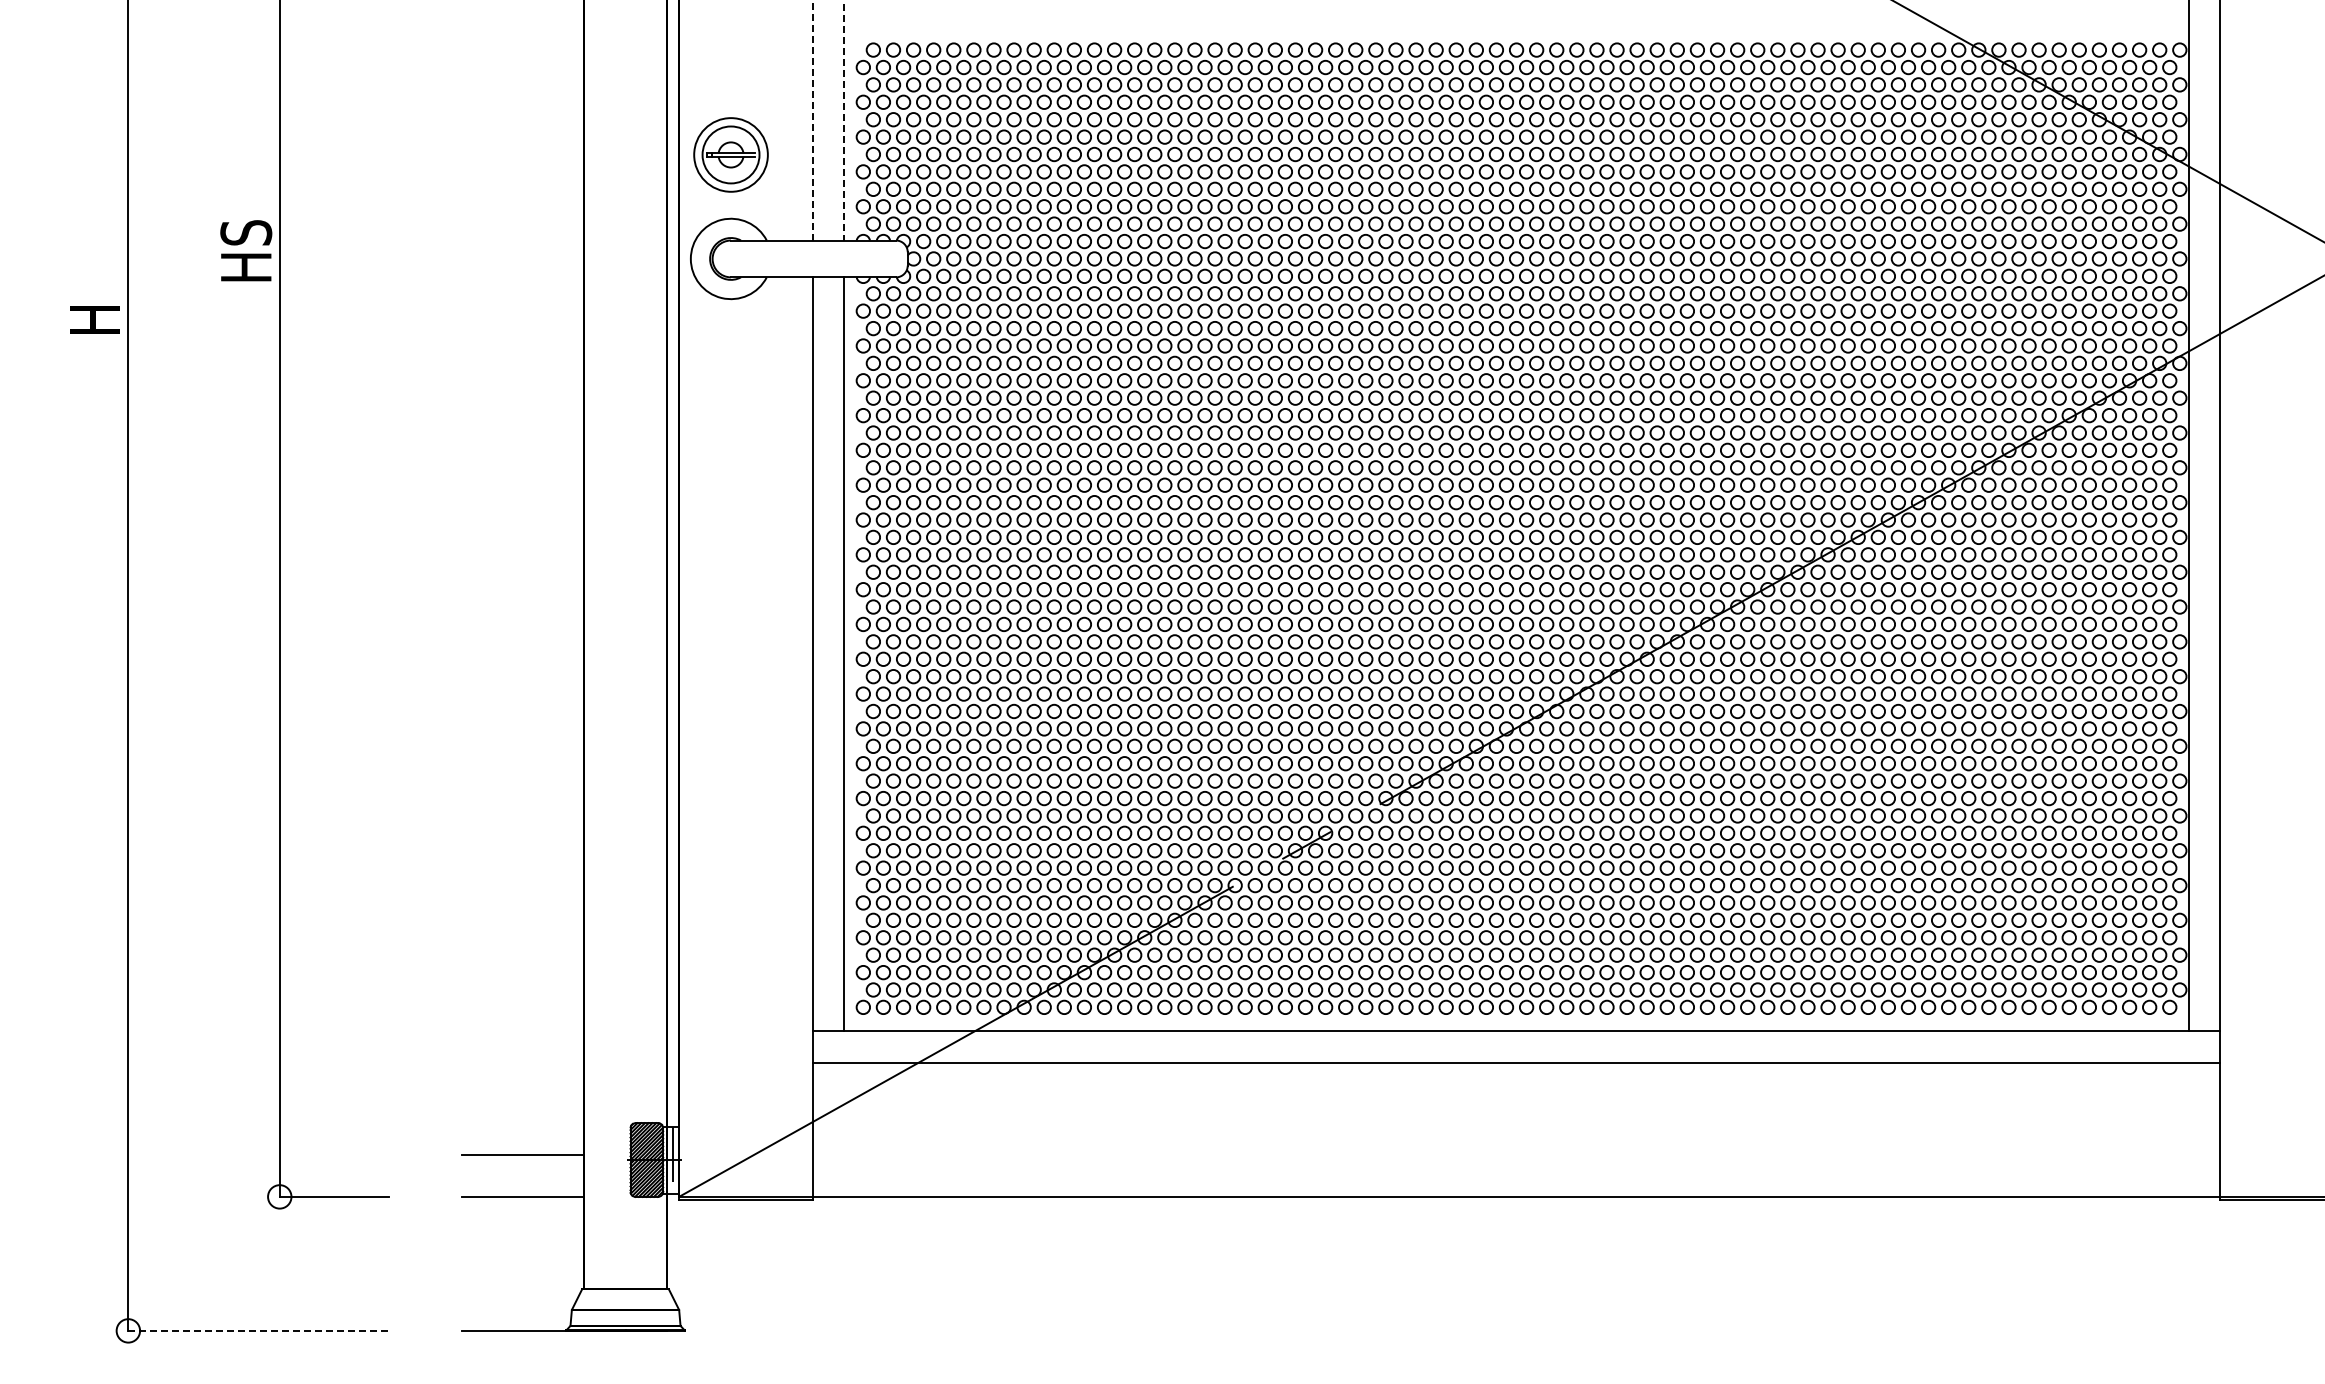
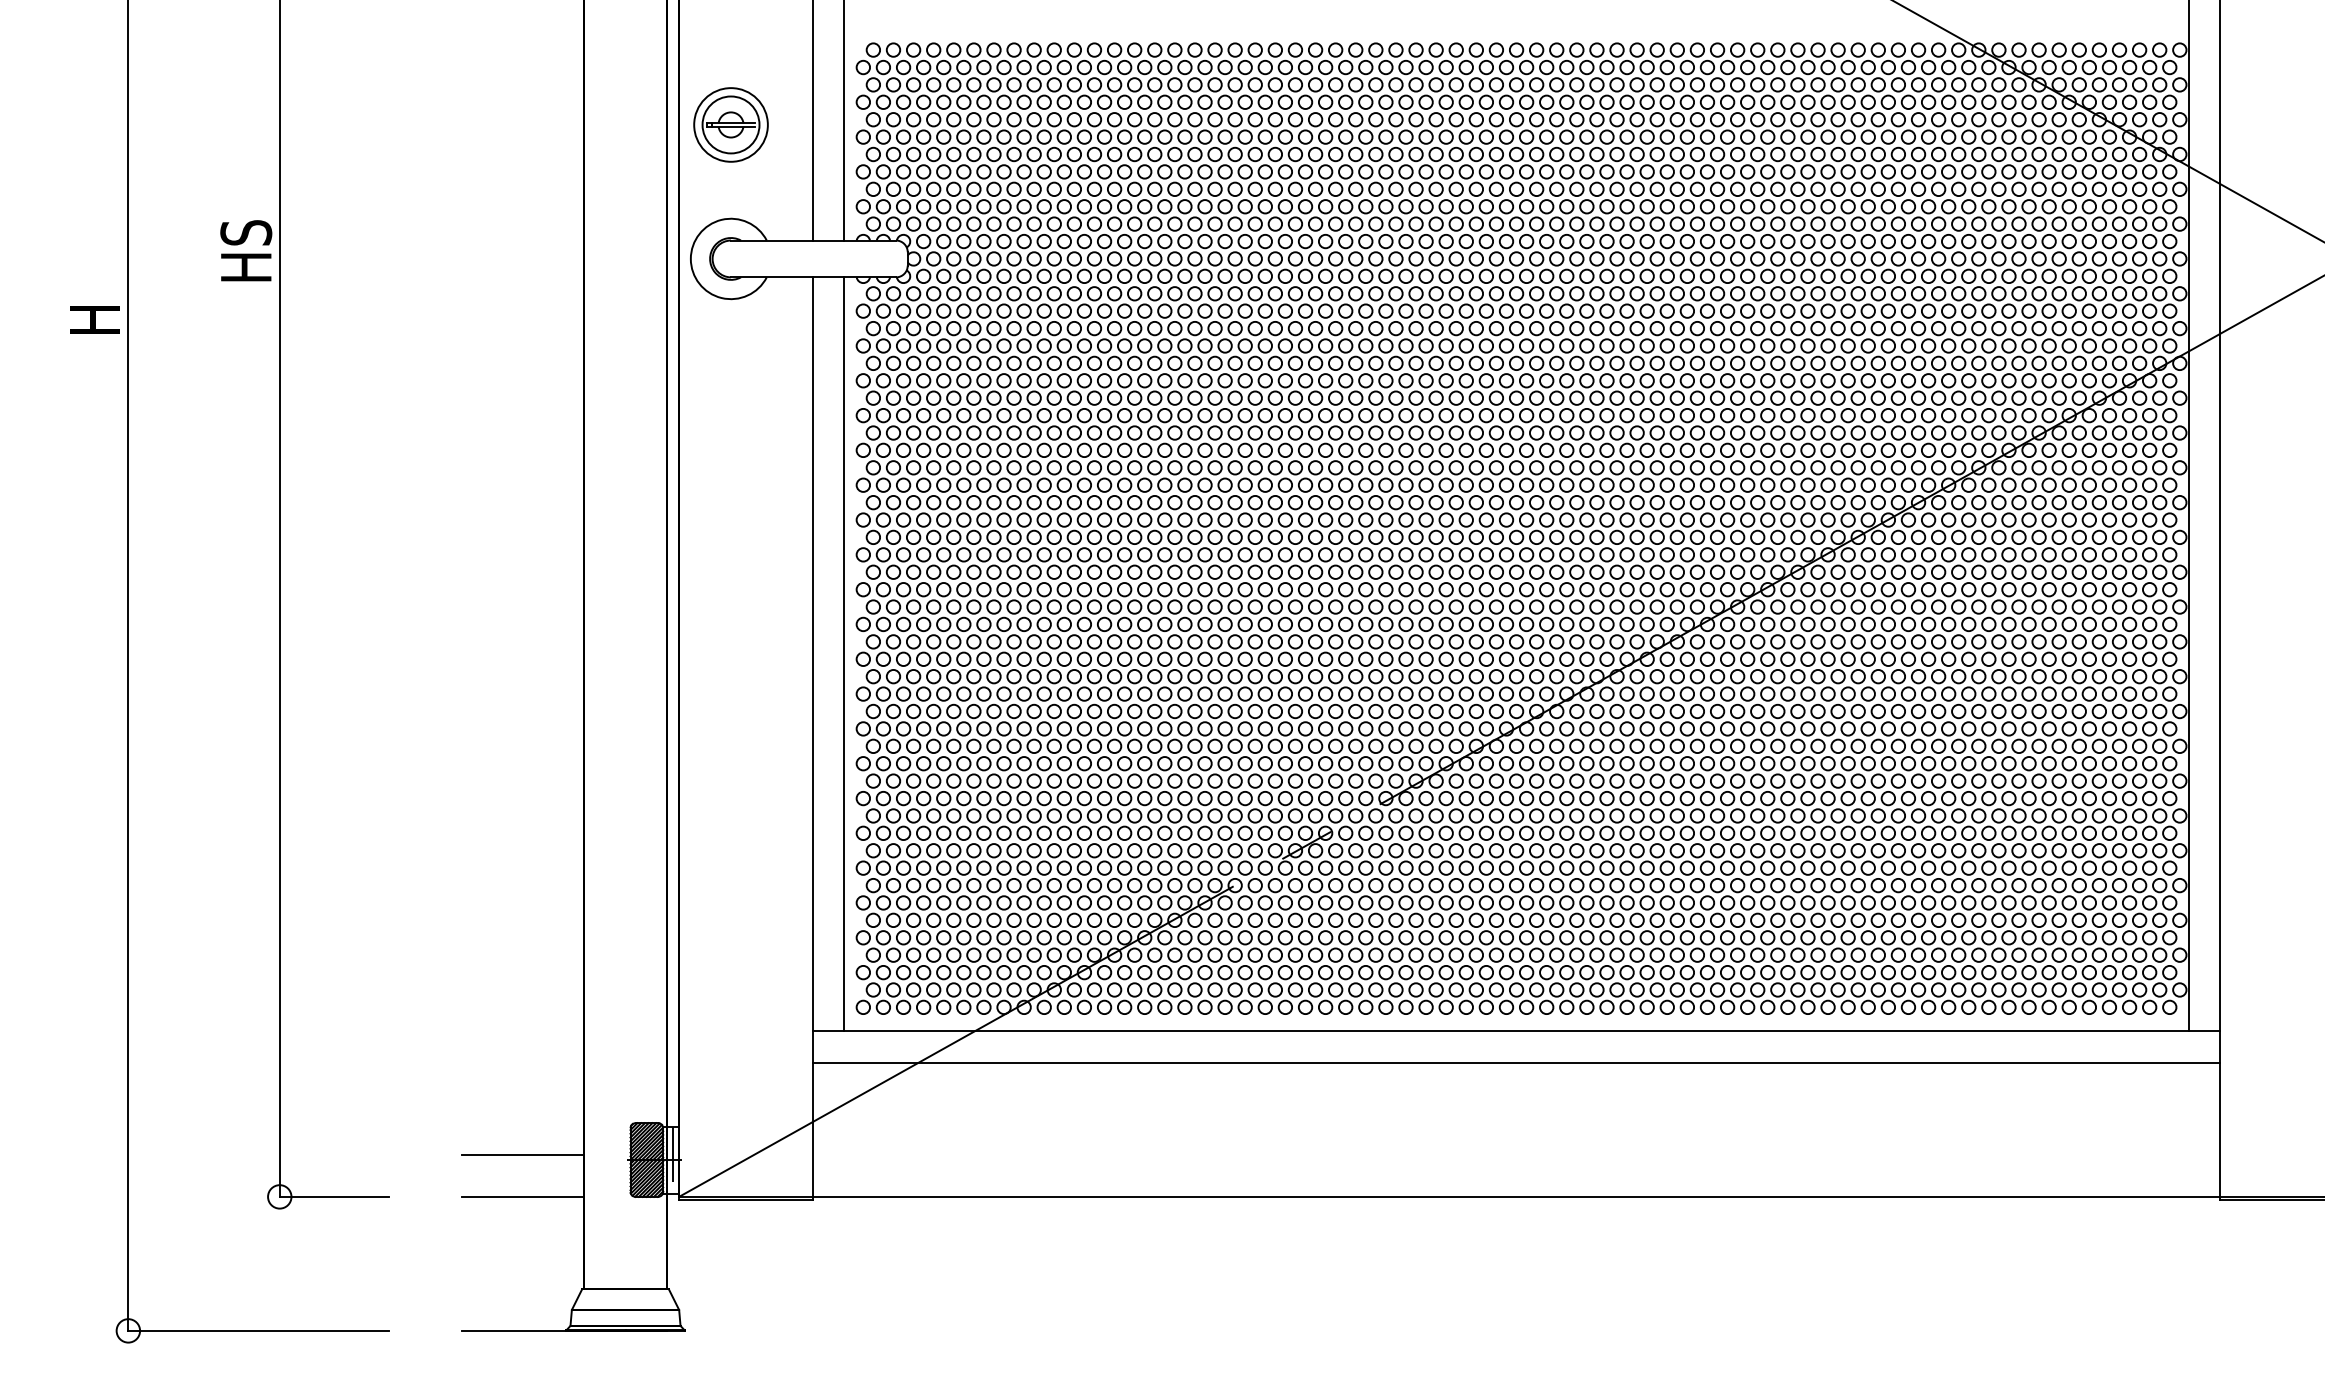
line: dashed -> solid (813, 120)
line: dashed -> solid (844, 120)
part position: (730, 154) -> (730, 124) (730, 124)
line: dashed -> solid (259, 1330)
